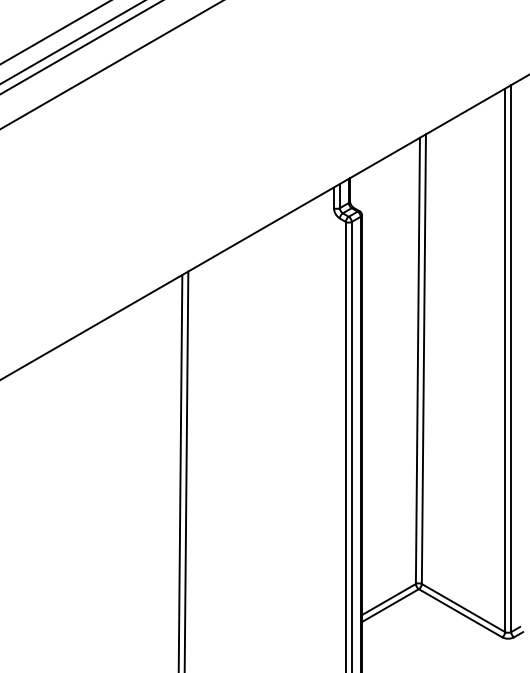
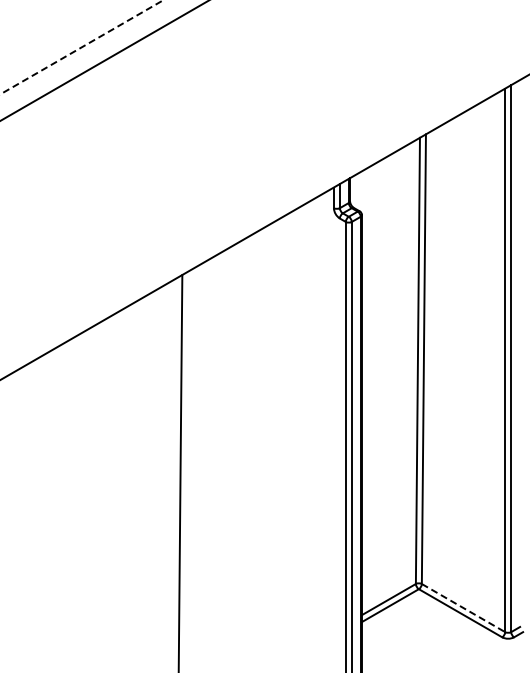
line: present -> none (55, 32)
line: present -> none (72, 42)
line: solid -> dashed (81, 47)
line position: (111, 65) -> (103, 60) (103, 60)
line: present -> none (186, 470)
line: solid -> dashed (463, 608)
